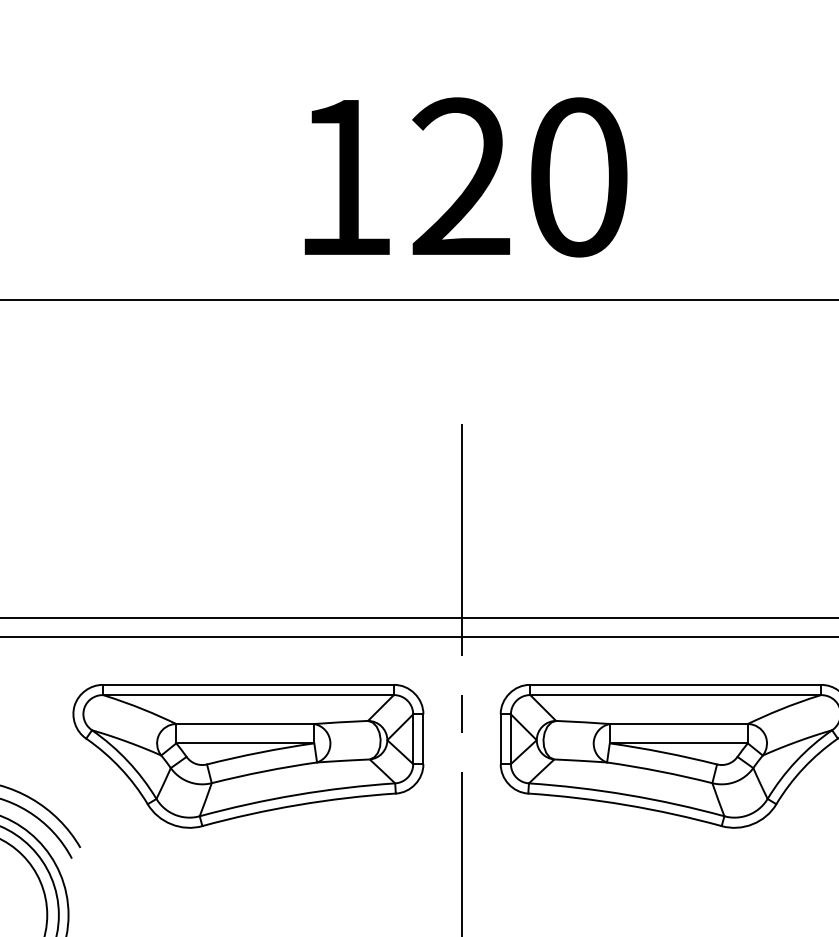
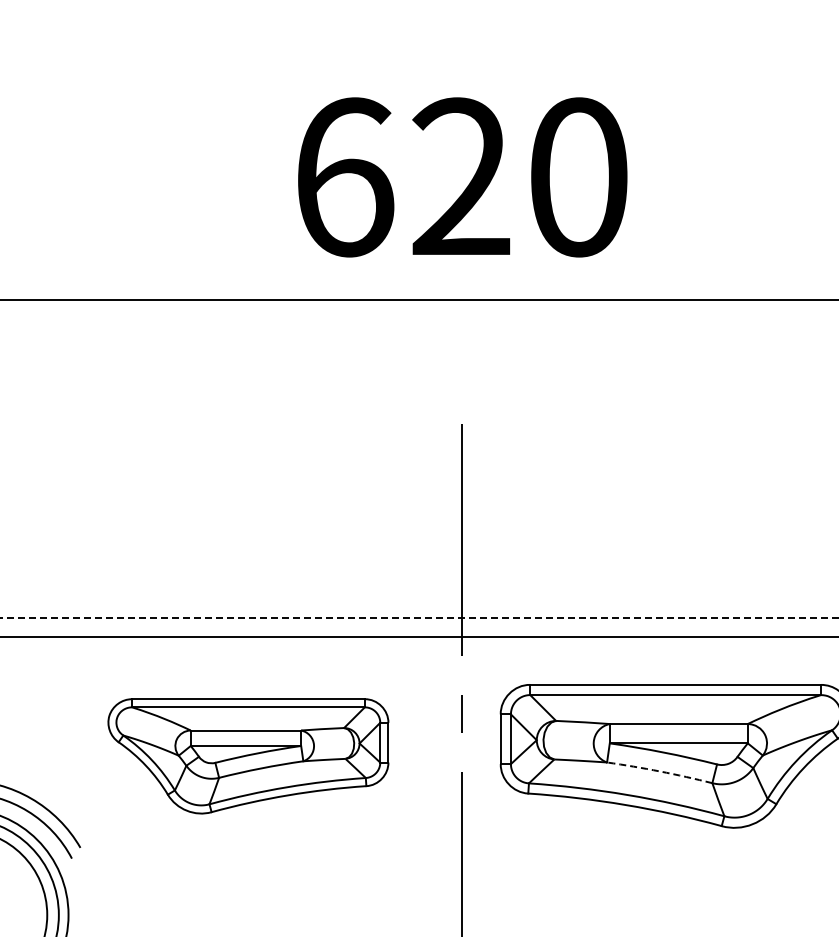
text: 120 -> 620 (346, 177)
line: solid -> dashed (419, 617)
part size: 353x145 px -> 283x117 px (248, 756)
arc: solid -> dashed (659, 771)
